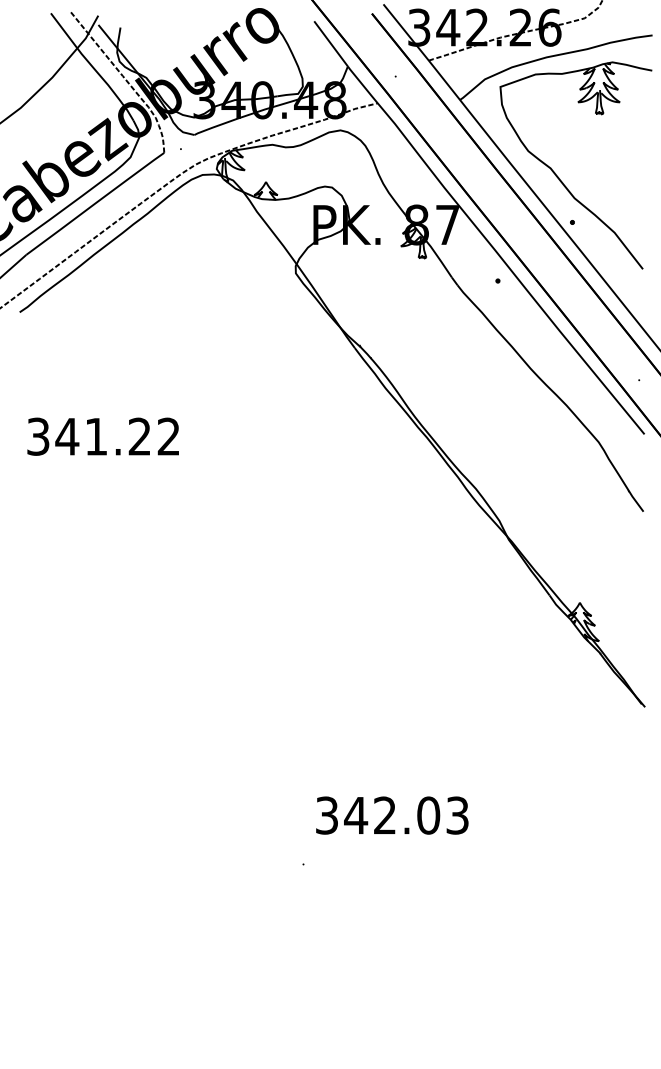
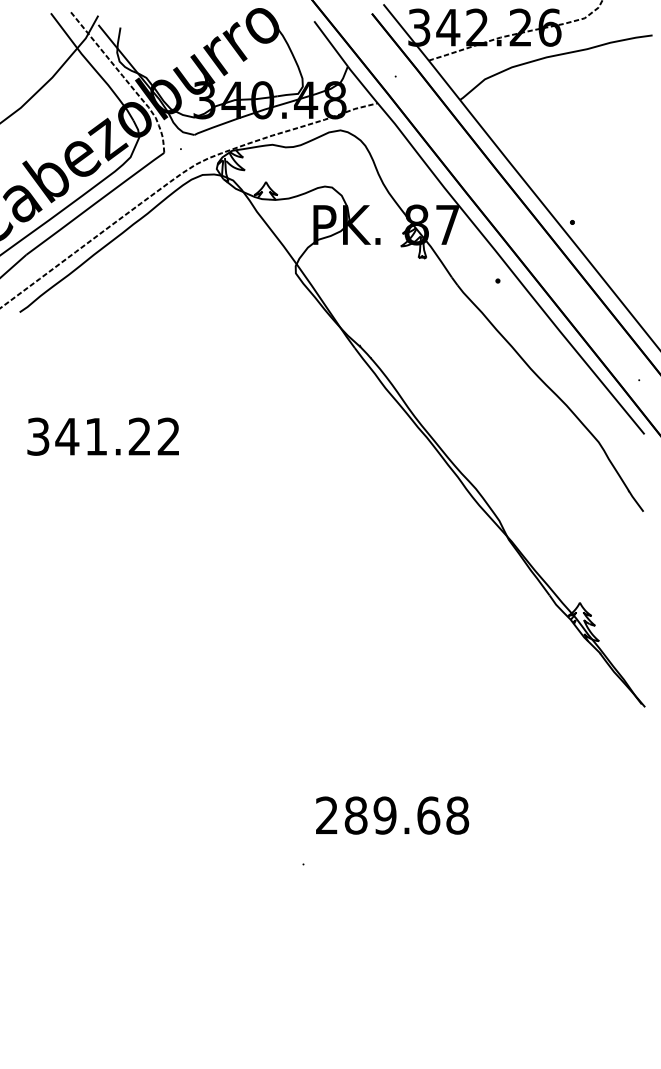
part: present -> none (559, 177)
text: 342.03 -> 289.68 (392, 815)
